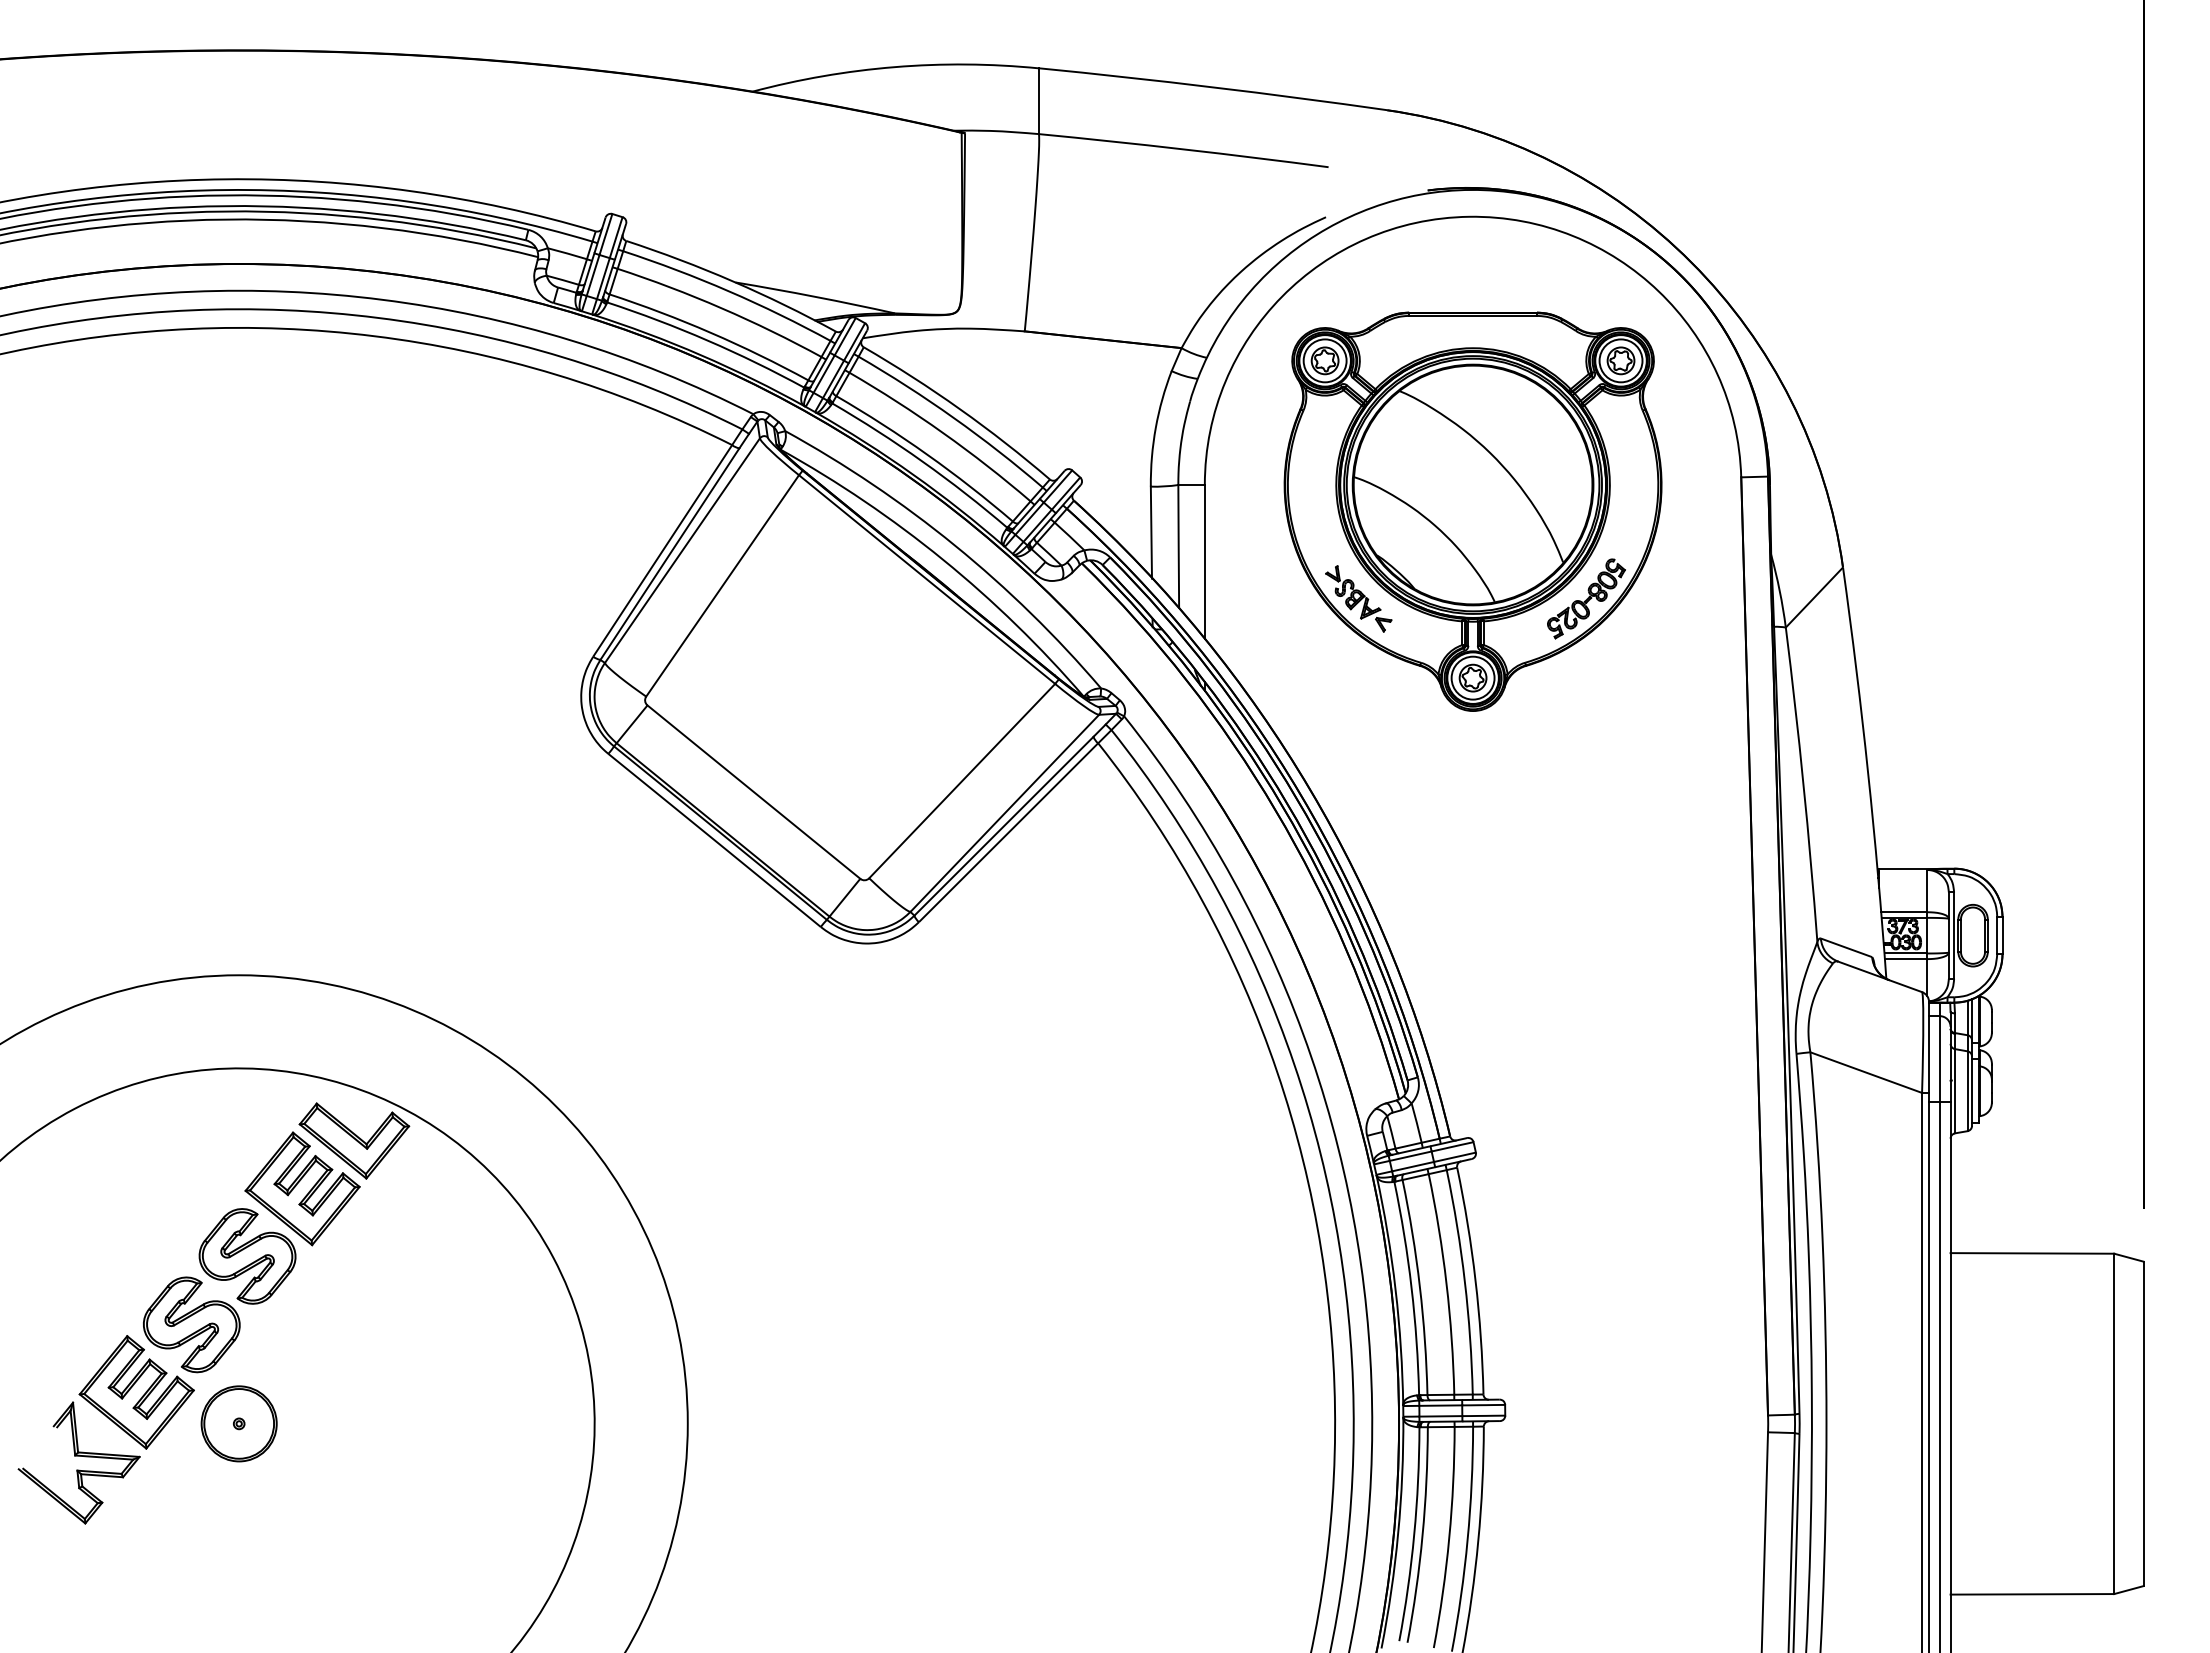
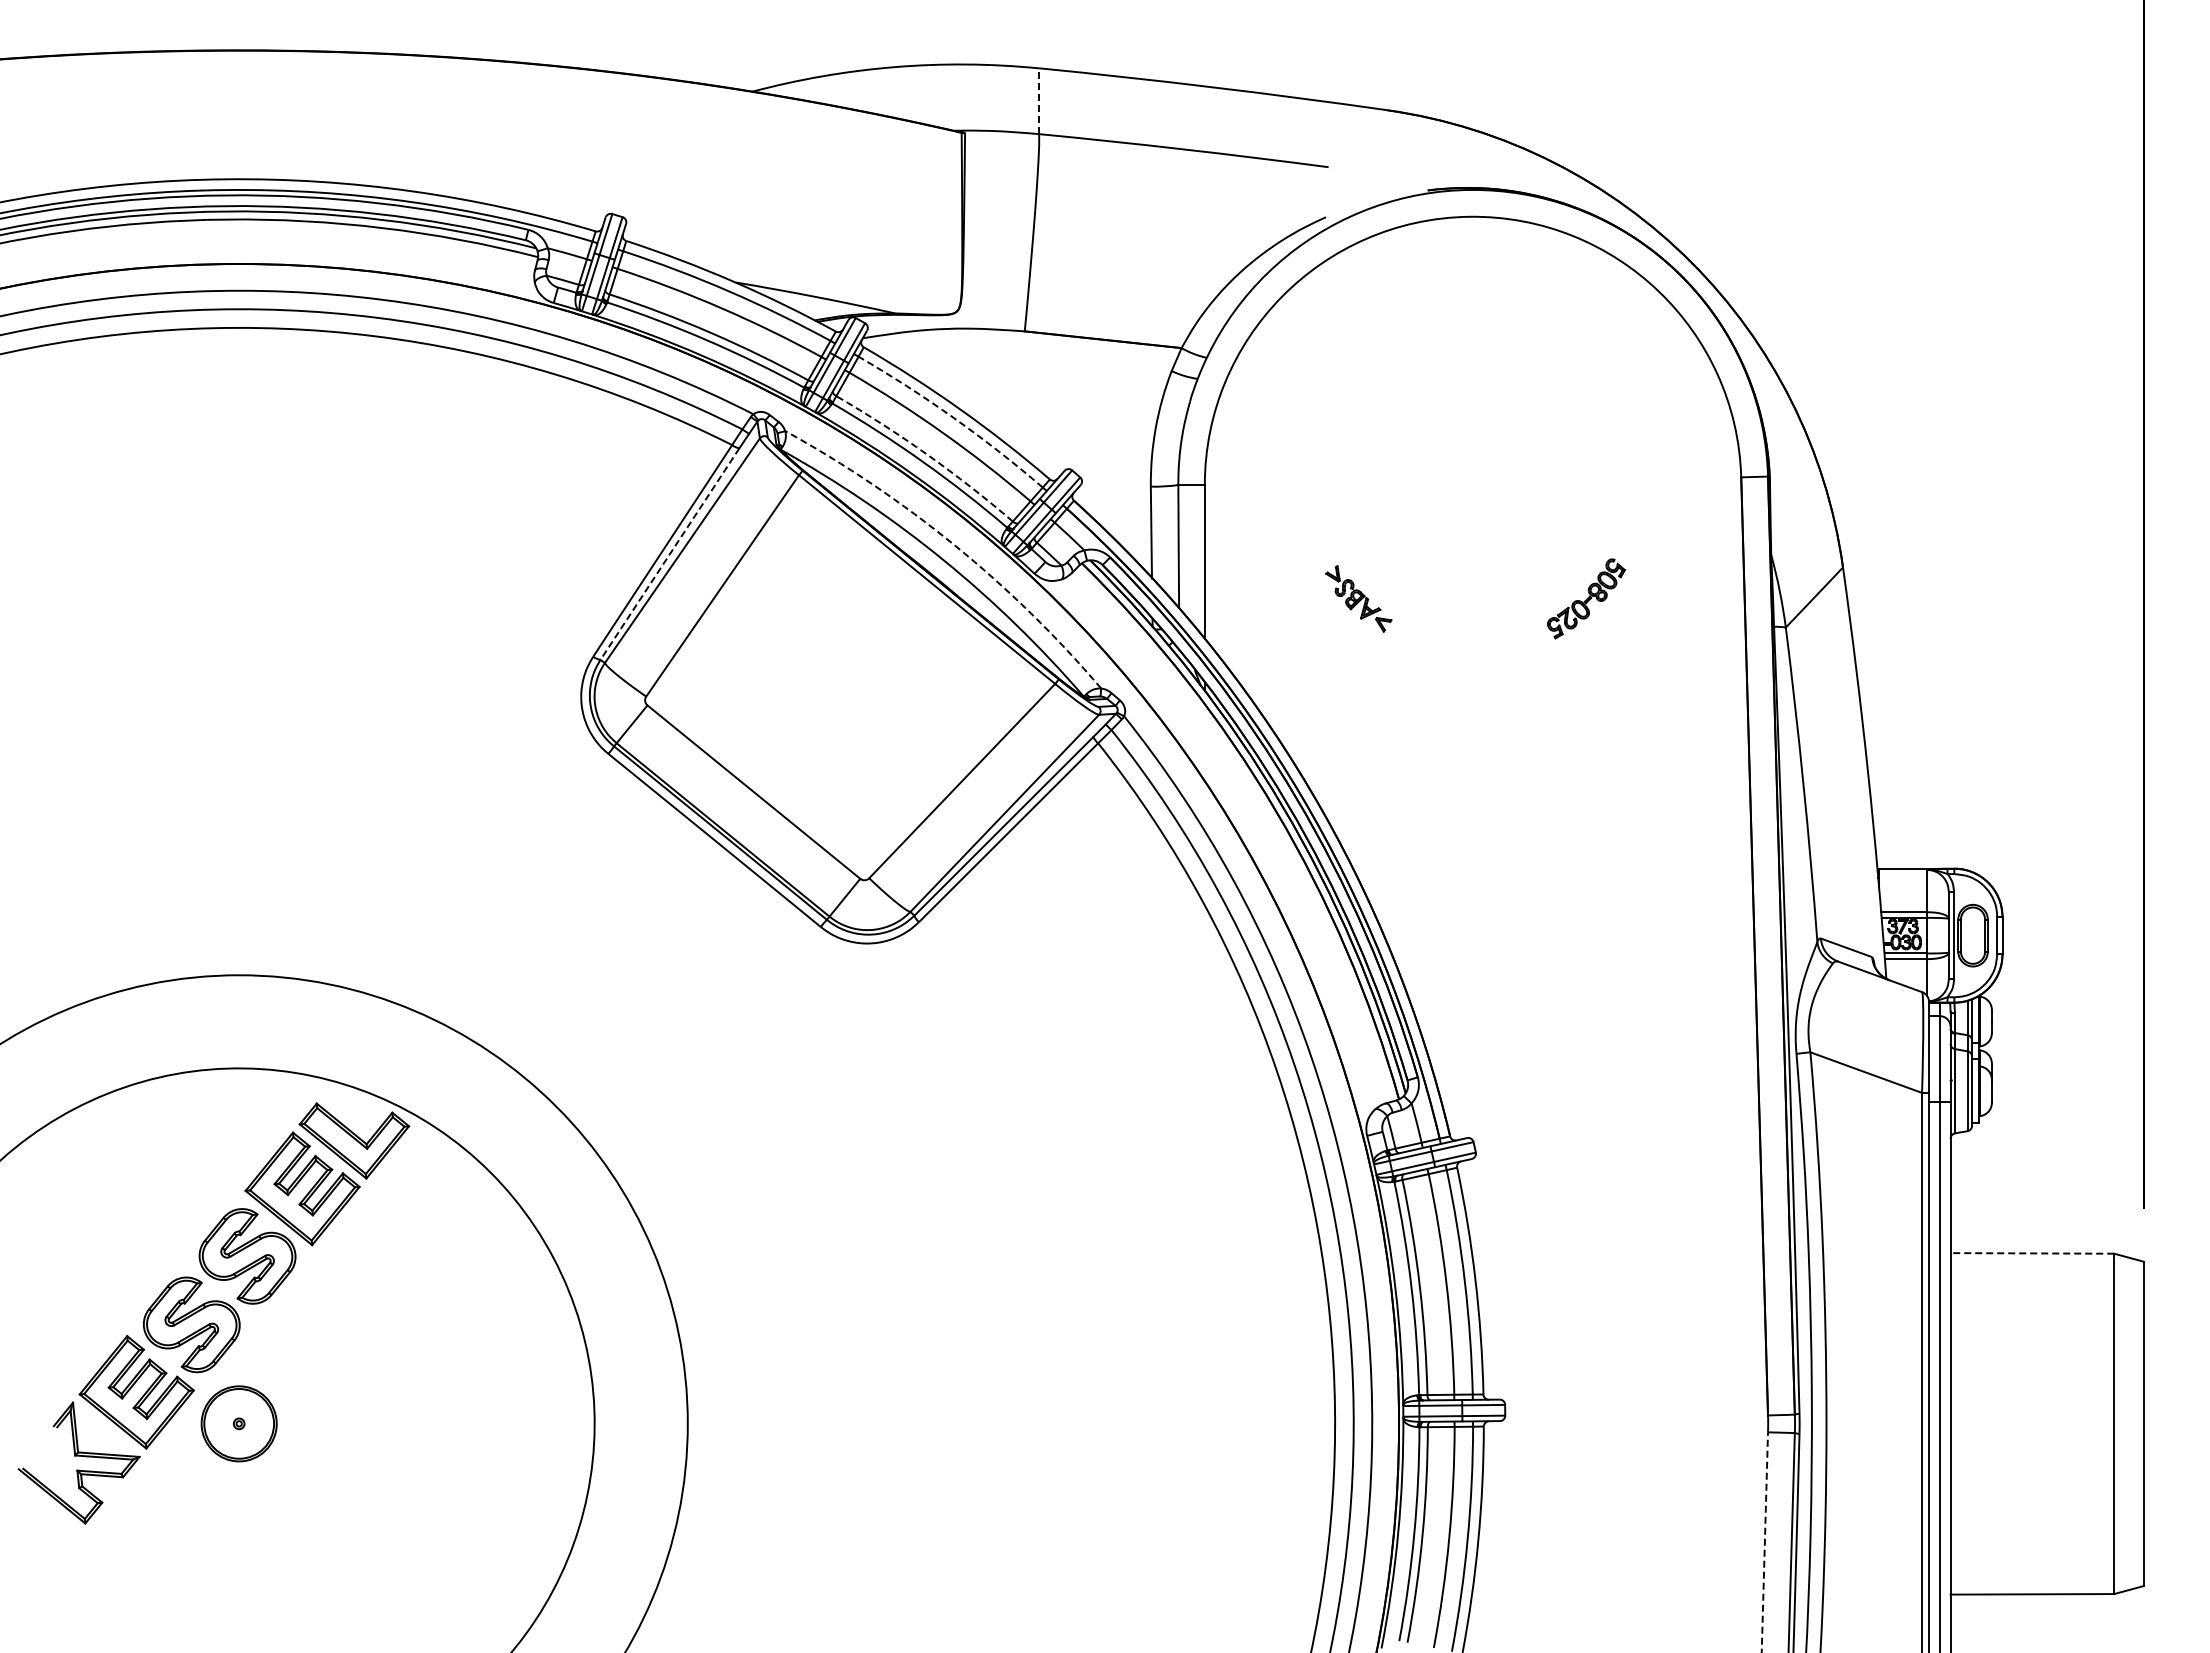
line: solid -> dashed (1038, 101)
arc: solid -> dashed (953, 417)
arc: solid -> dashed (927, 454)
part: present -> none (1472, 511)
arc: solid -> dashed (954, 545)
line: solid -> dashed (669, 554)
line: solid -> dashed (2032, 1253)
line: solid -> dashed (1764, 1542)
